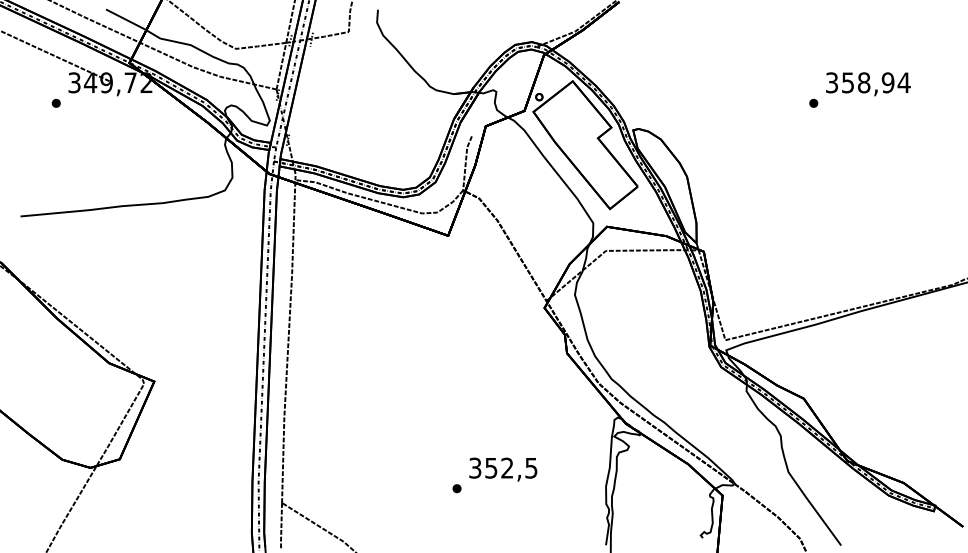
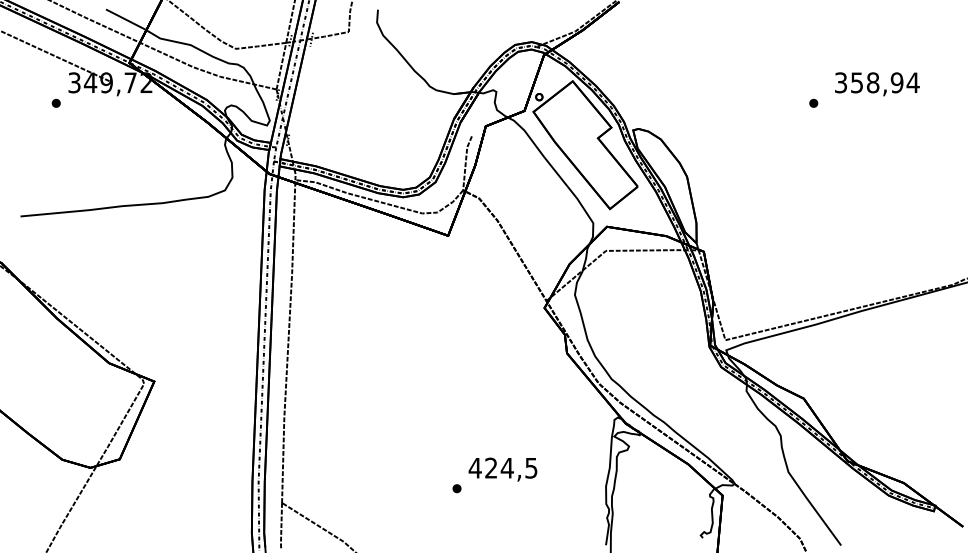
text position: (868, 84) -> (877, 84) (877, 84)
text: 352,5 -> 424,5 (490, 467)
